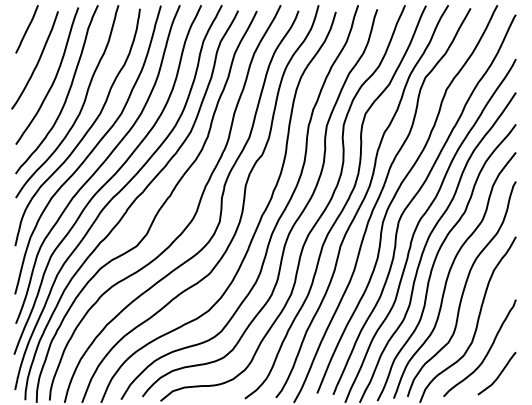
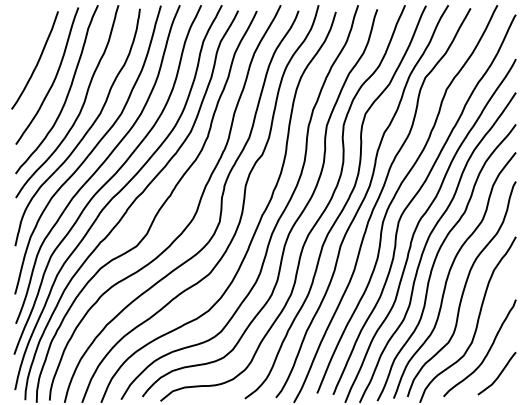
line: present -> none (26, 29)
